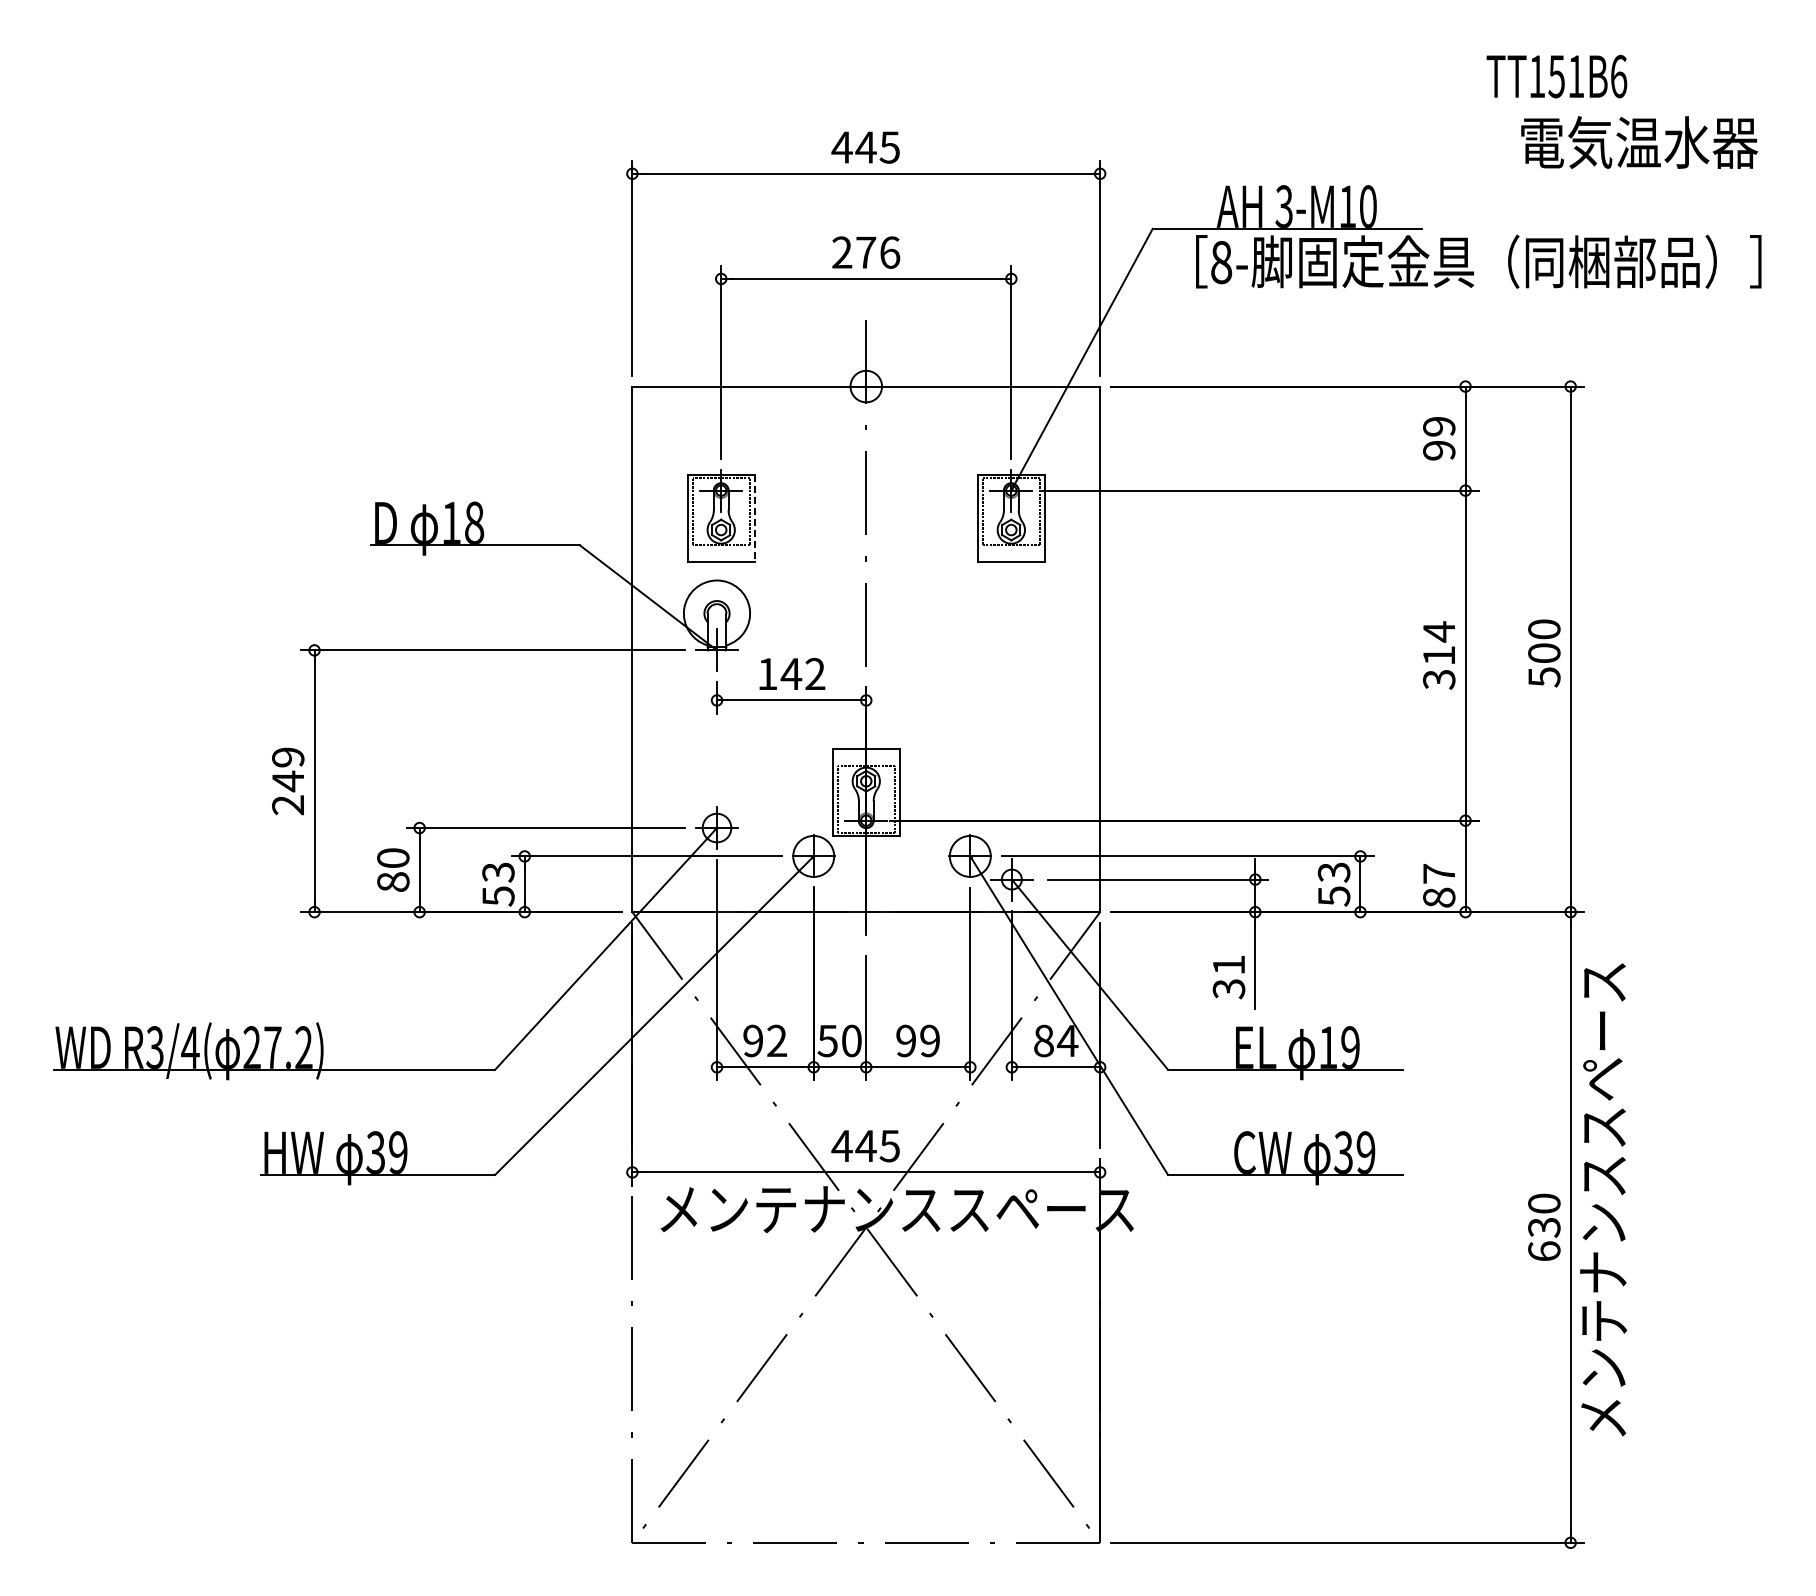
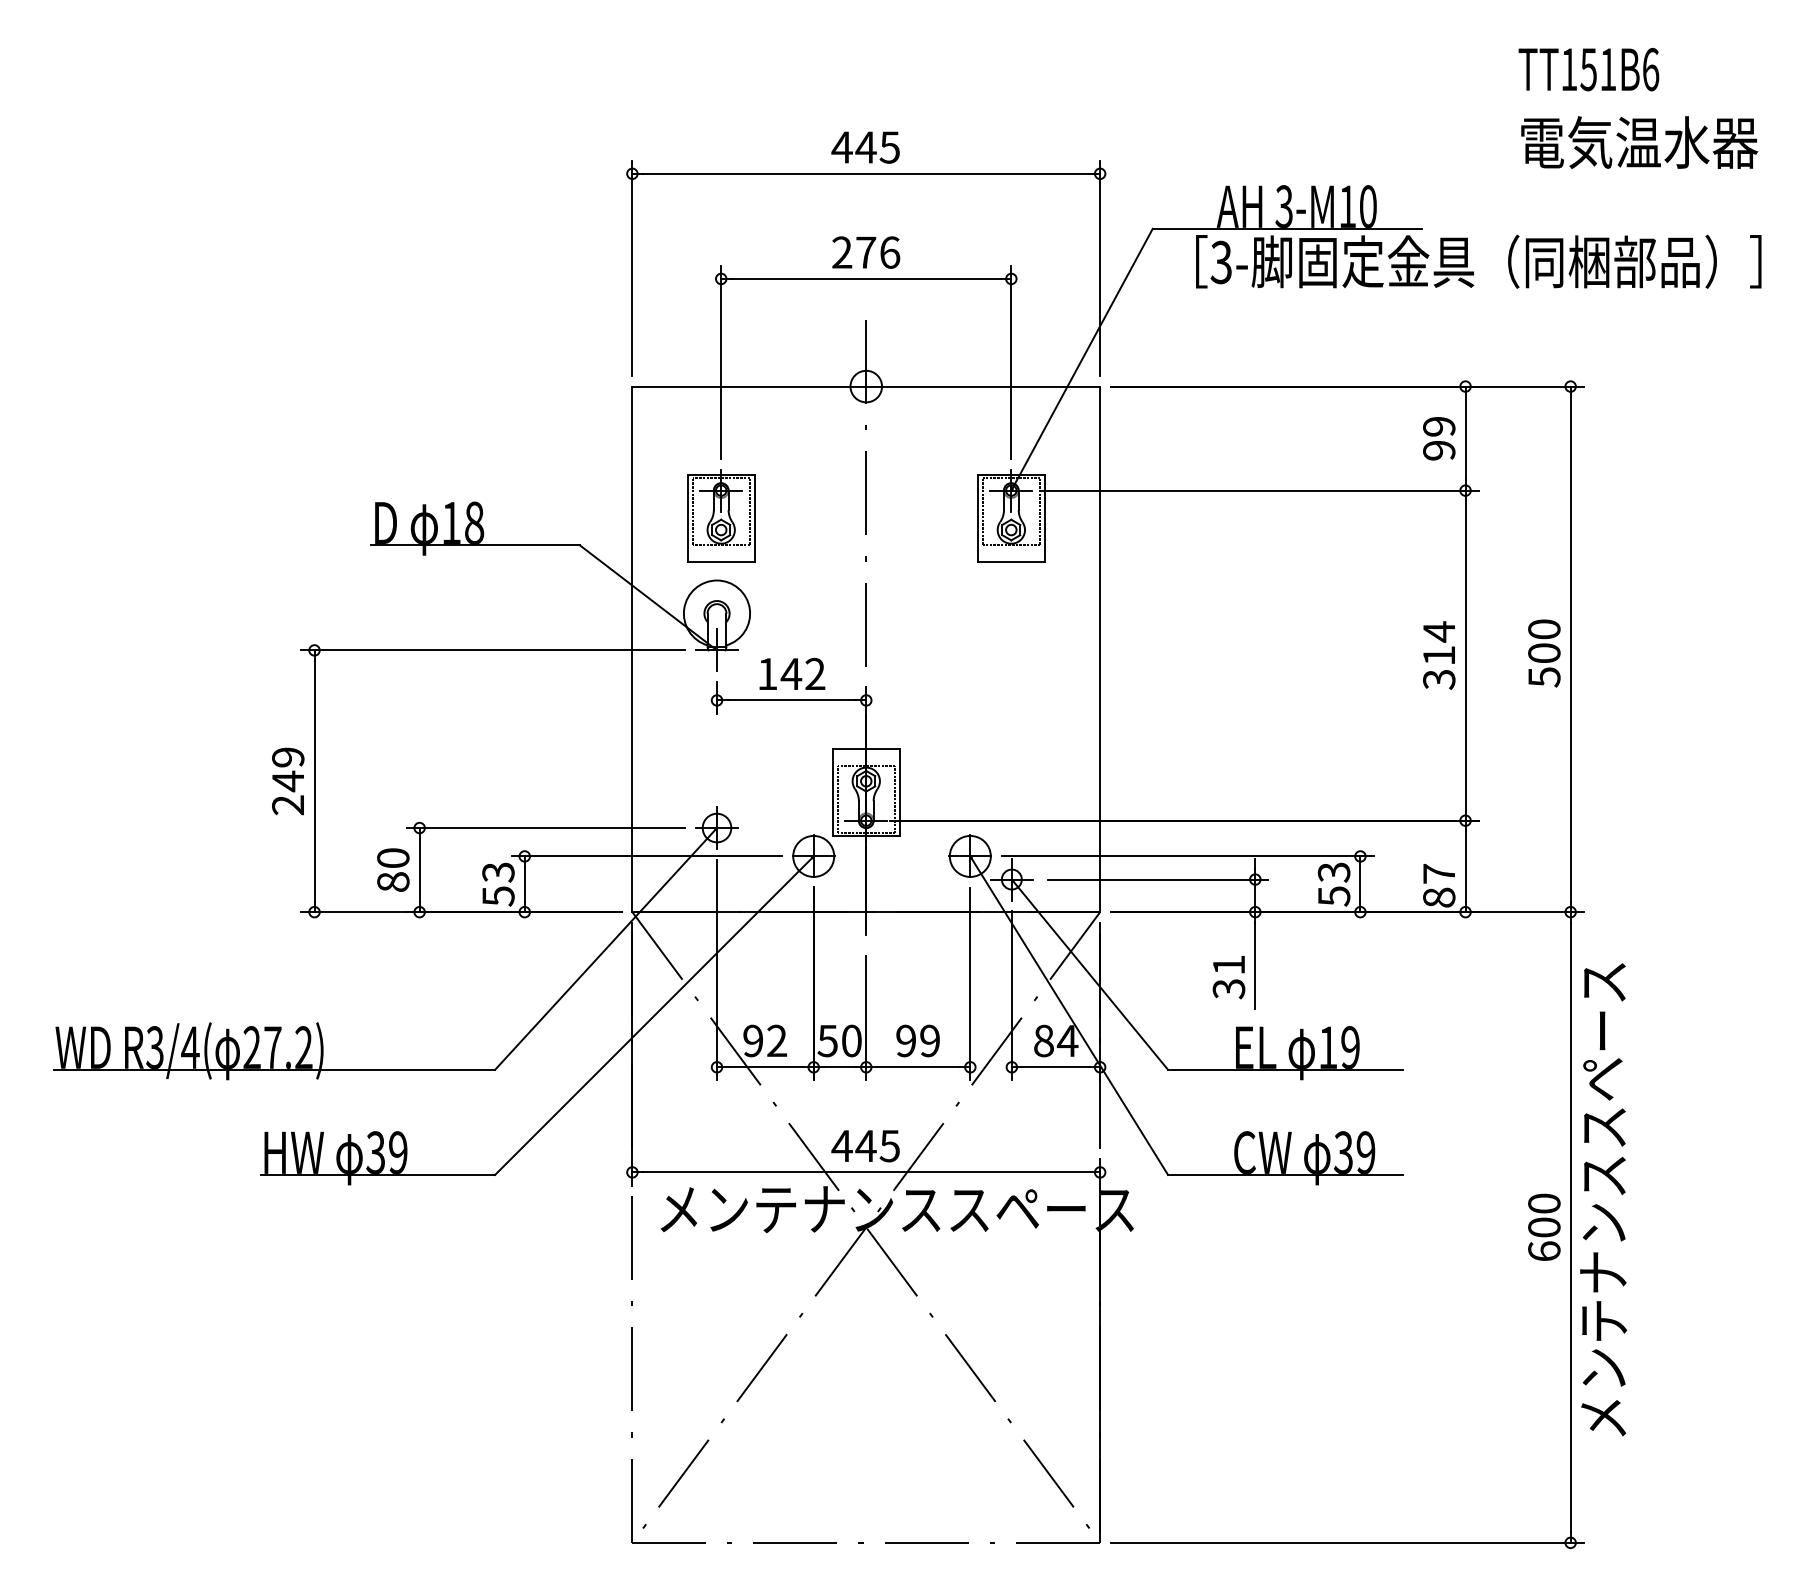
text position: (1556, 76) -> (1588, 69) (1588, 69)
text: 8- -> 3- (1221, 262)
line: dashed -> solid (754, 518)
text: 630 -> 600 (1544, 1227)
